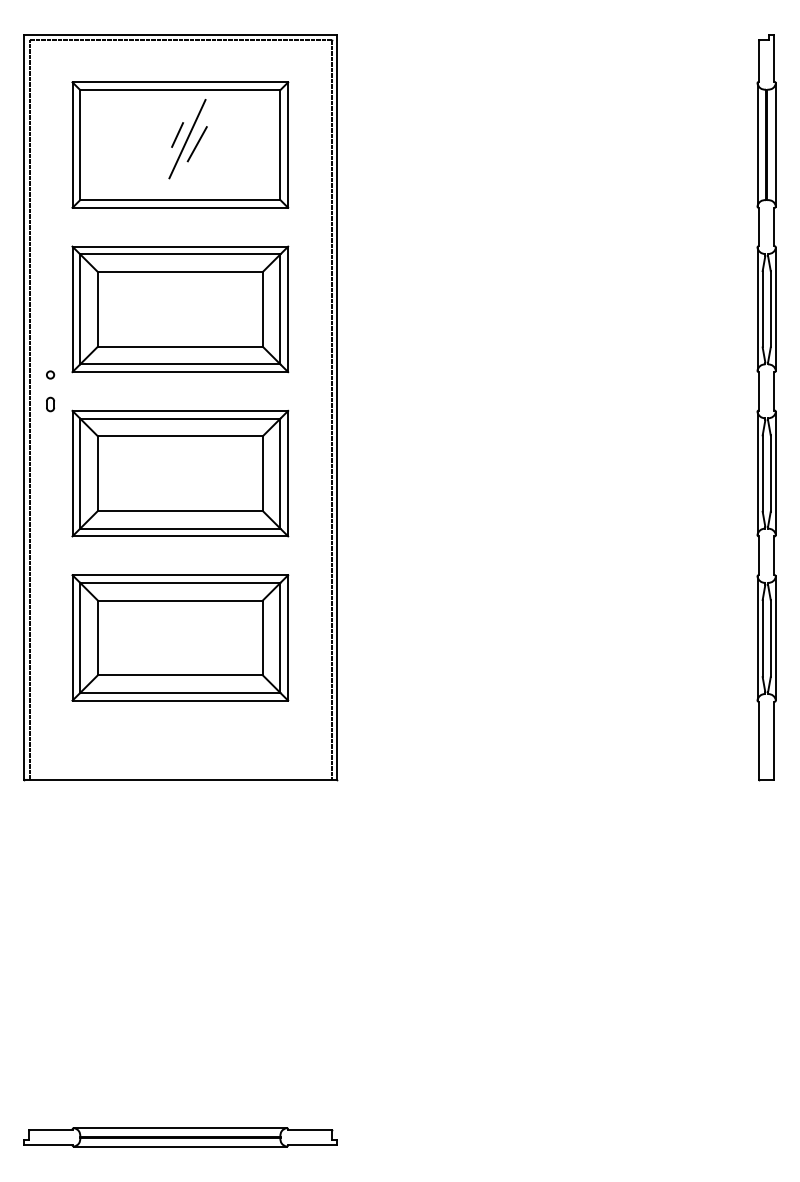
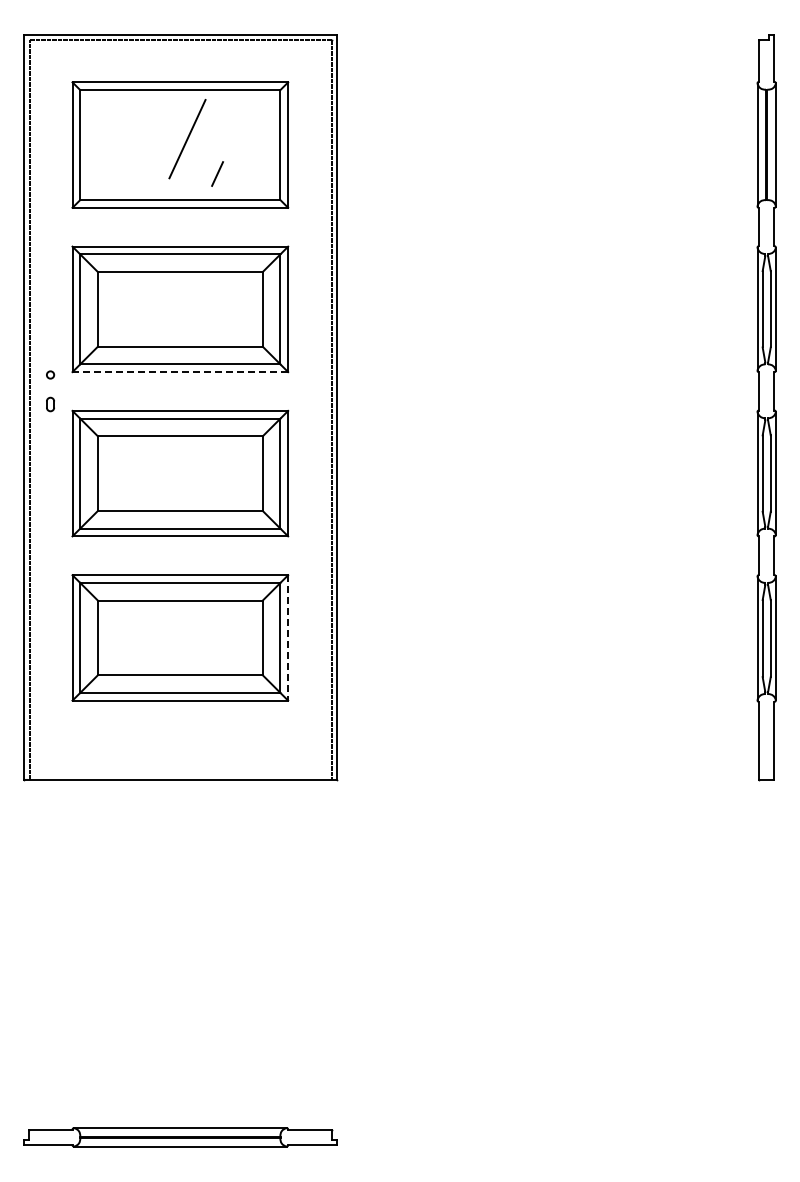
line position: (177, 134) -> (217, 173) (217, 173)
line: present -> none (196, 144)
line: solid -> dashed (180, 372)
line: solid -> dashed (288, 637)
